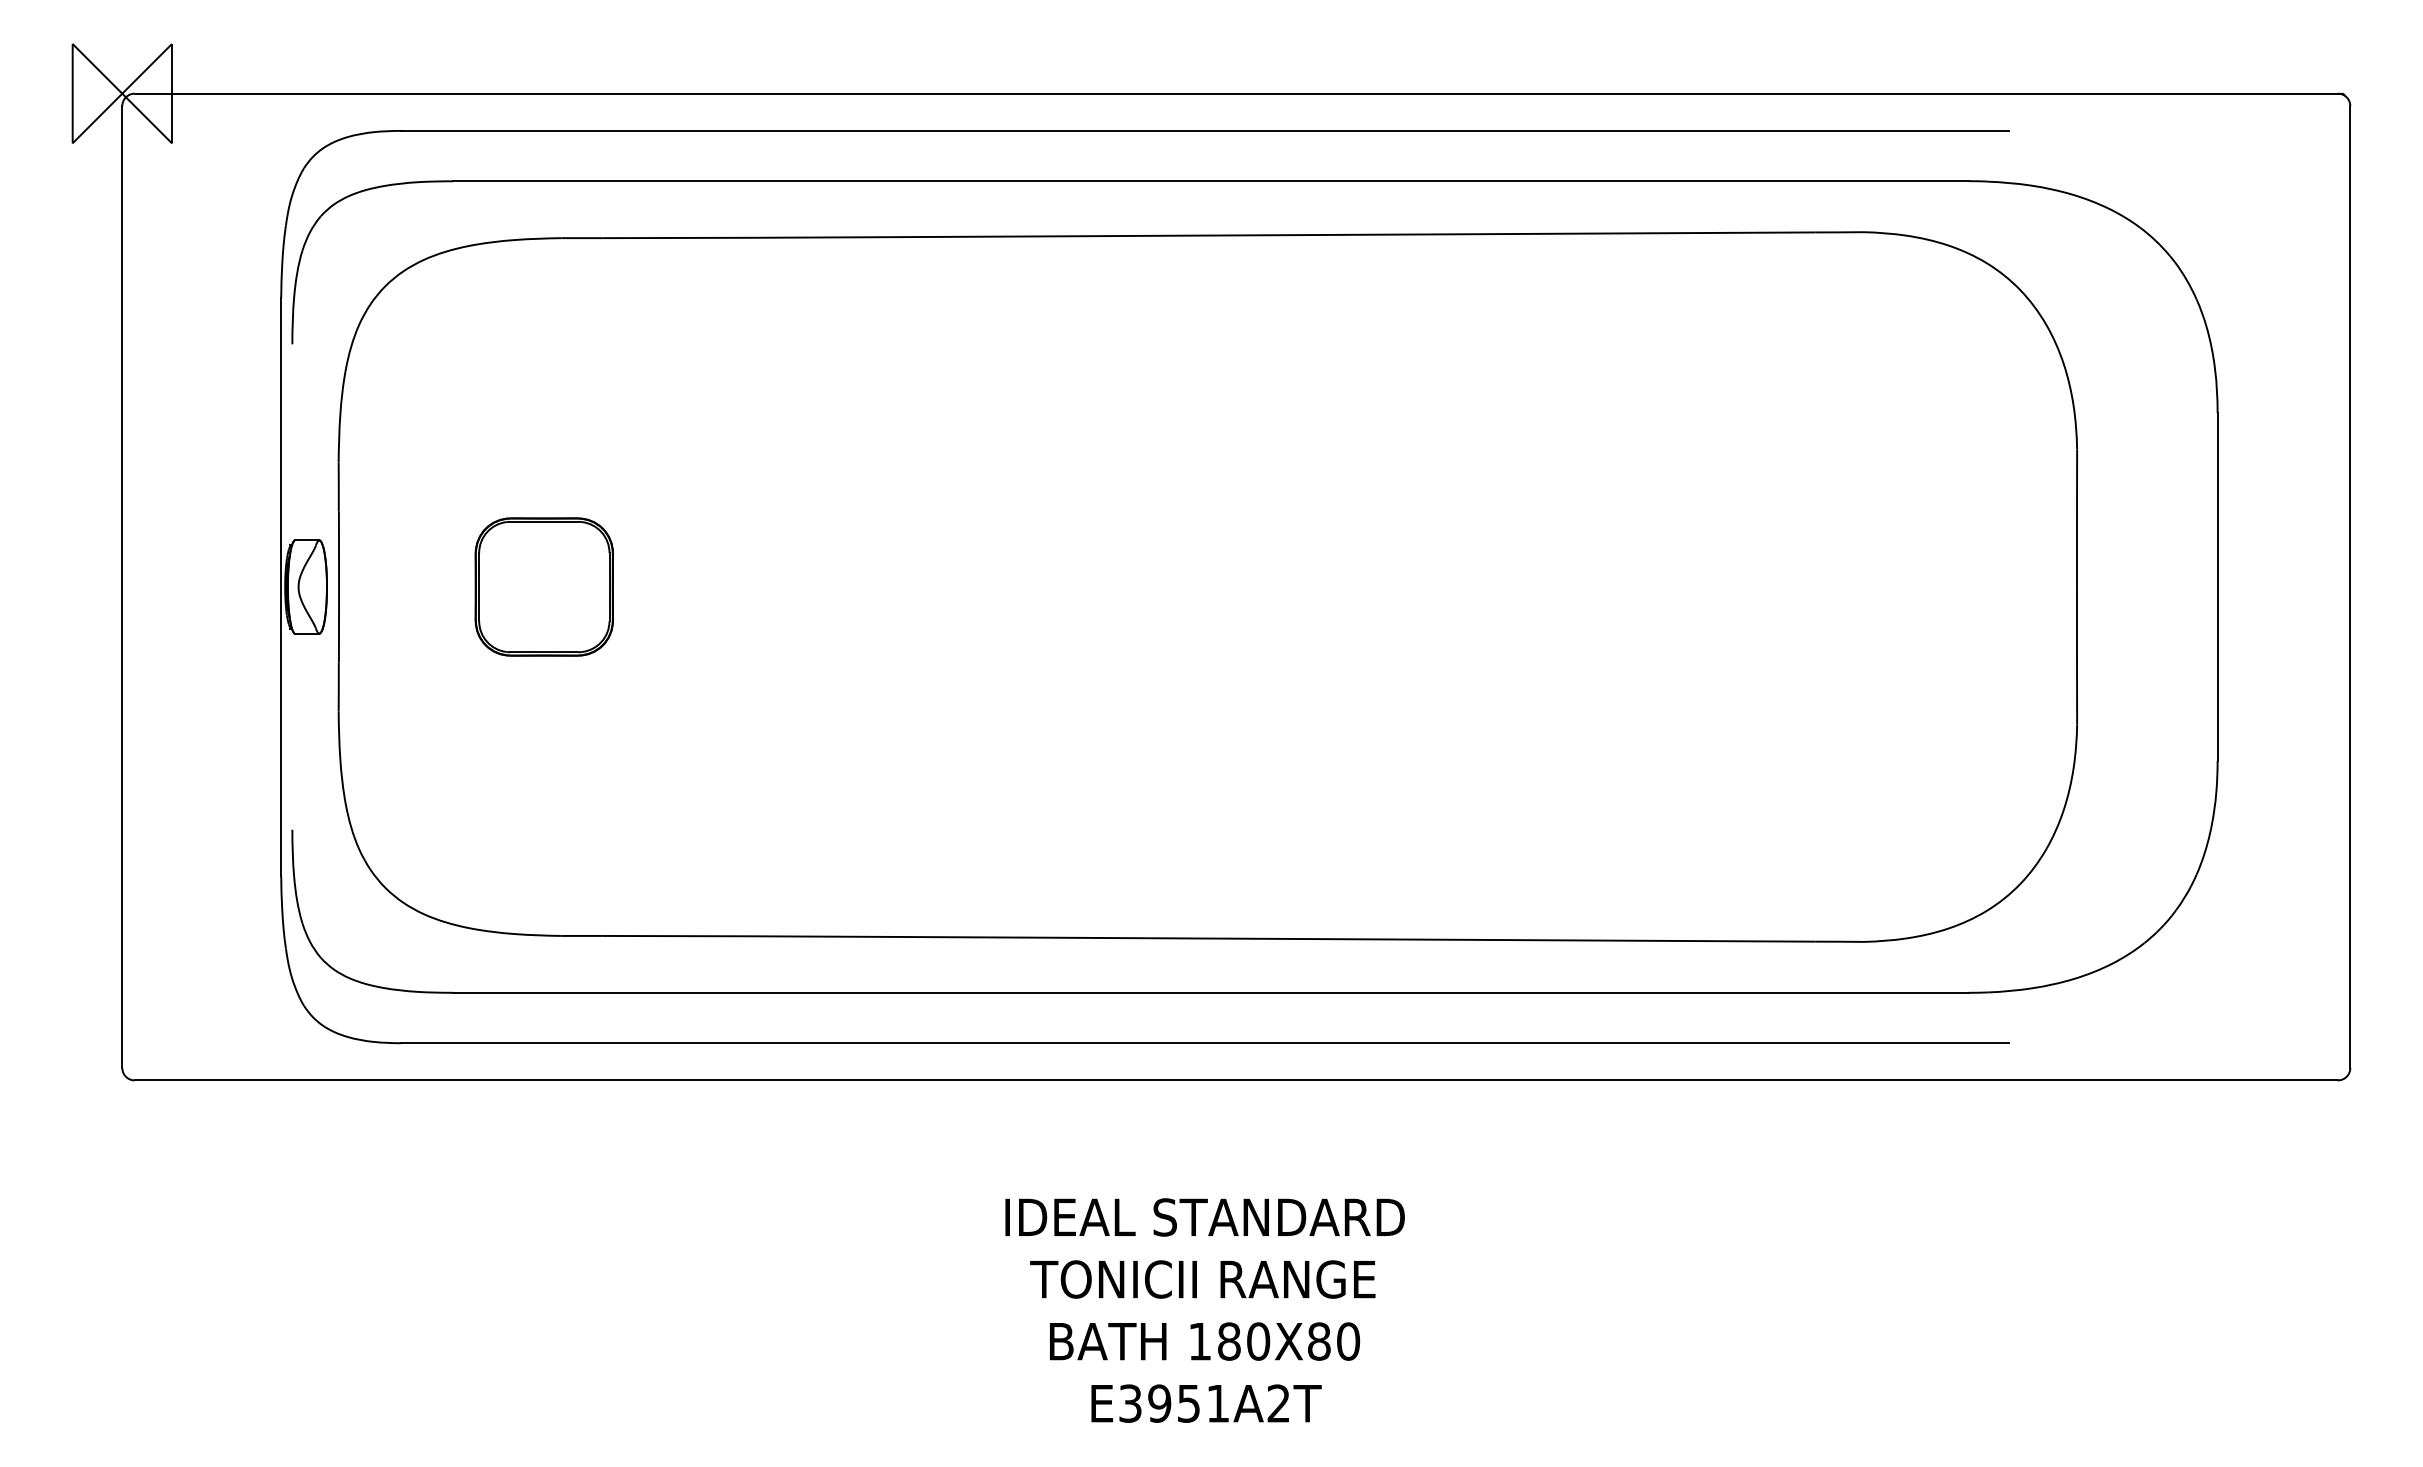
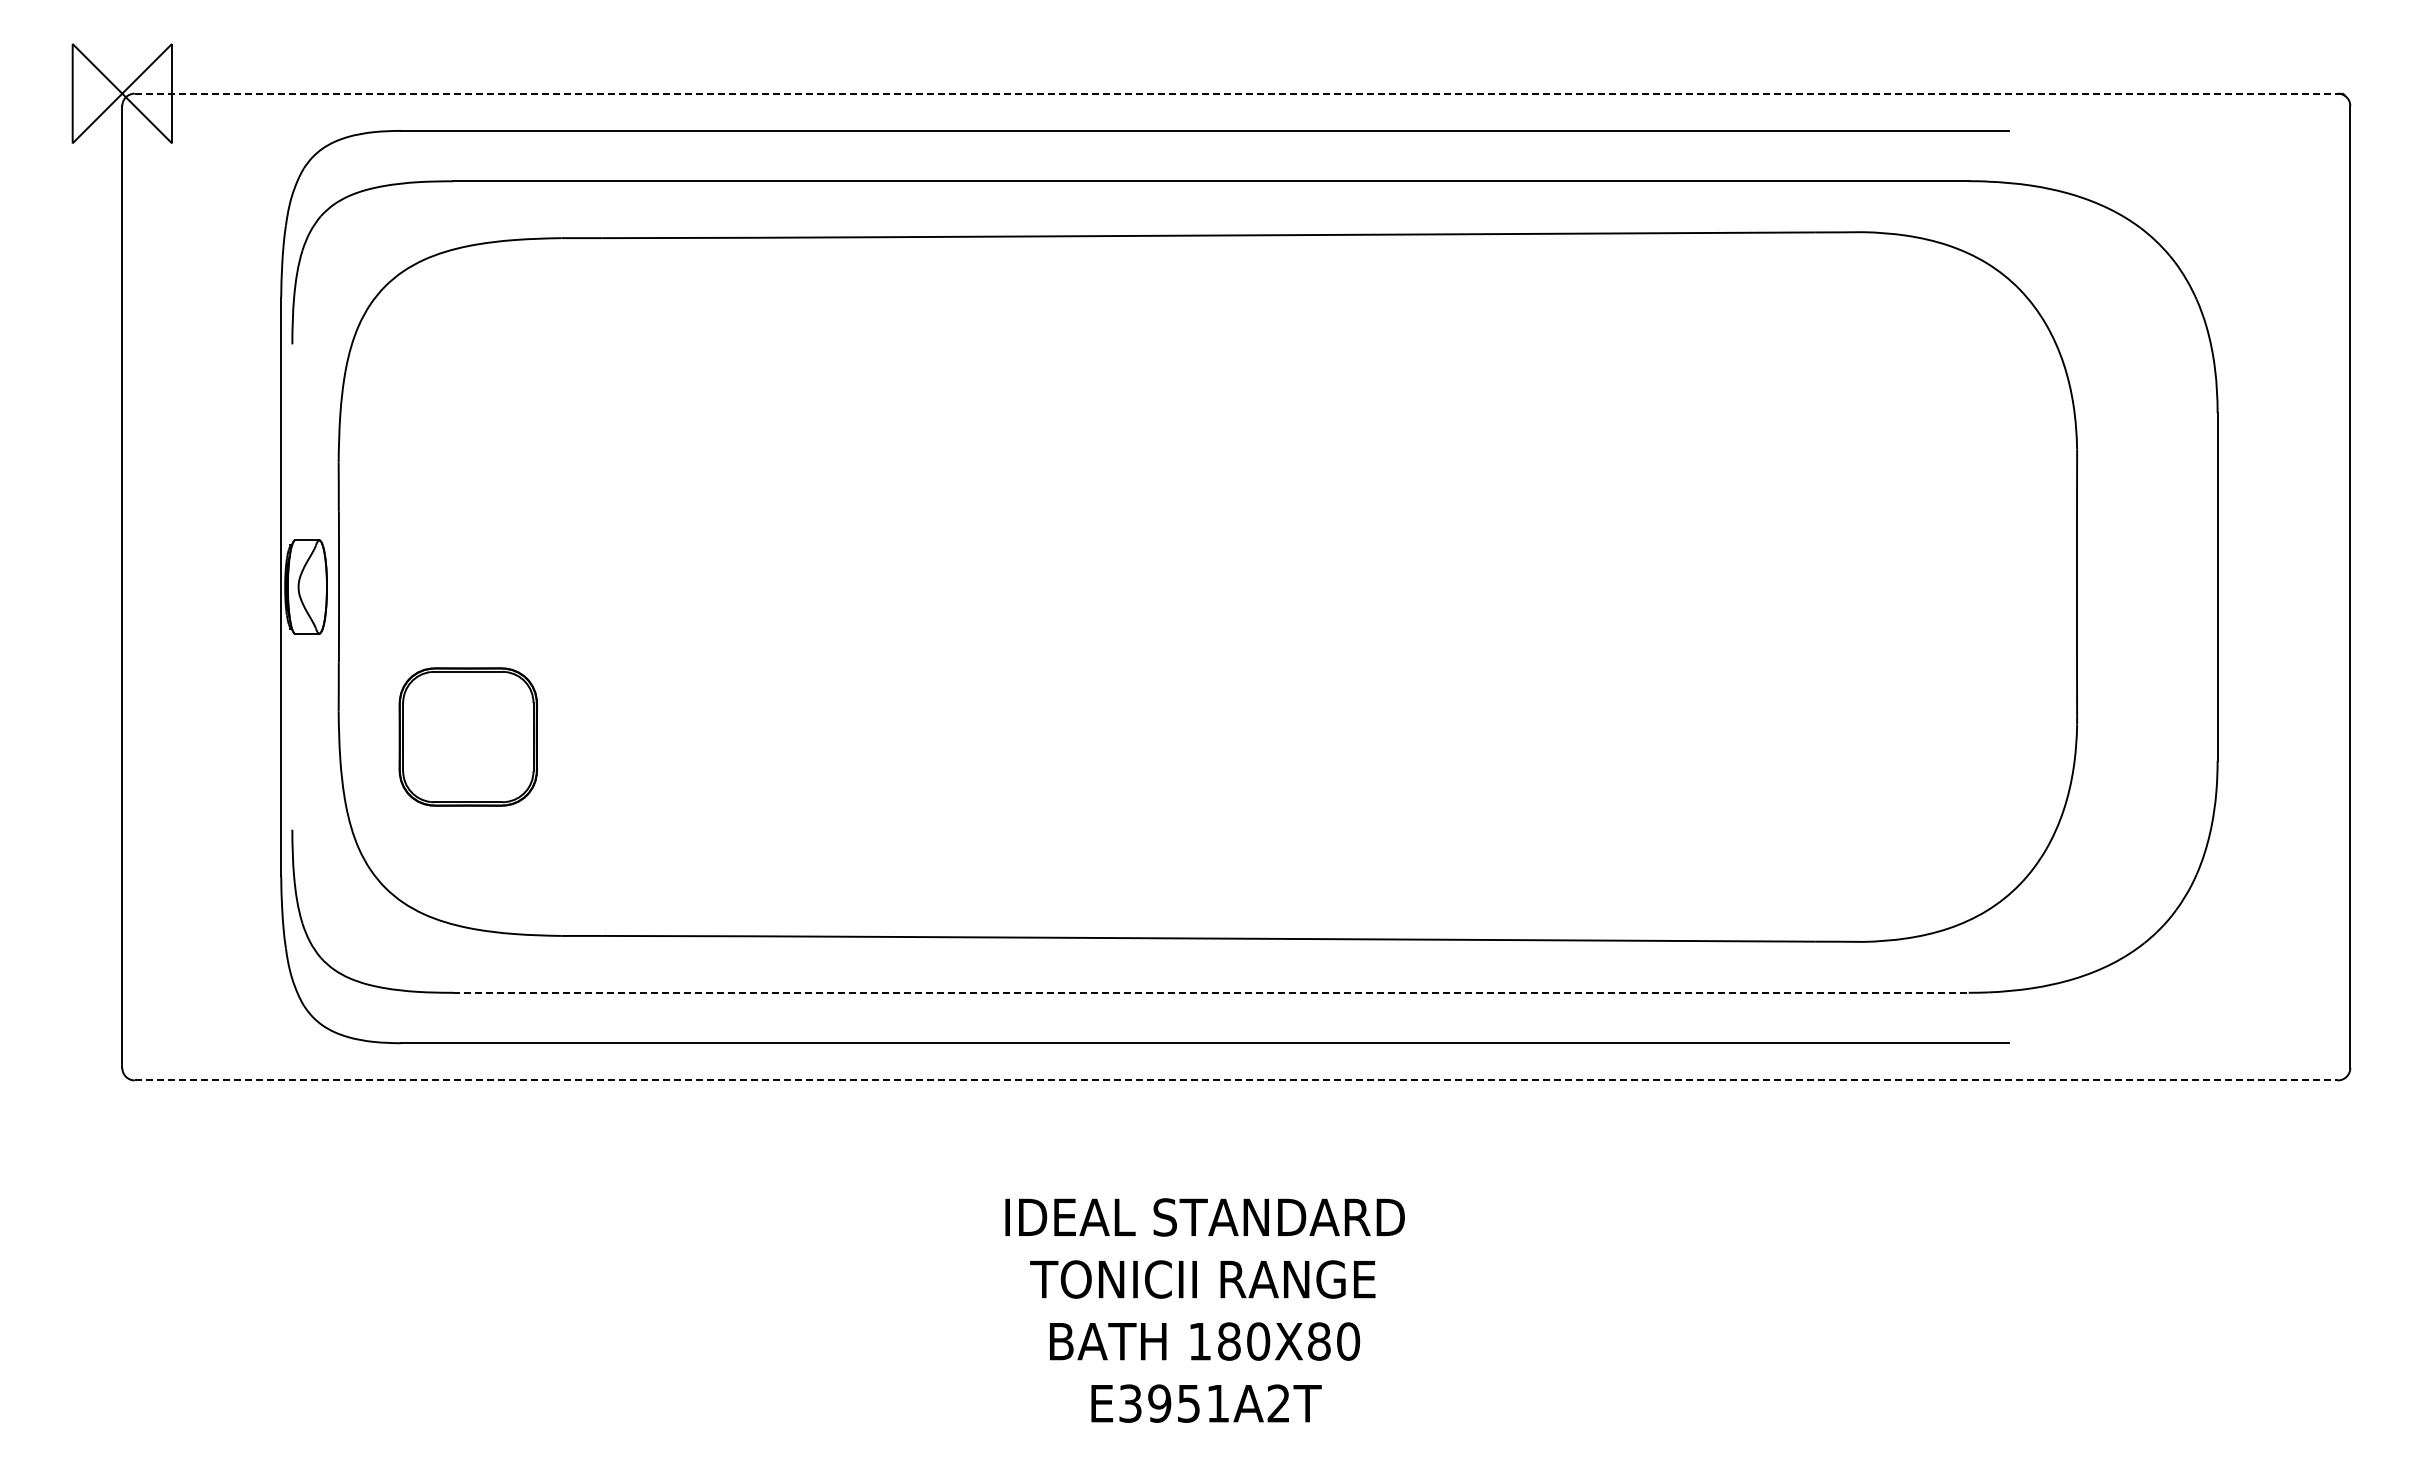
line: solid -> dashed (1238, 93)
part position: (543, 586) -> (467, 736) (467, 736)
line: solid -> dashed (1211, 992)
line: solid -> dashed (1236, 1080)
